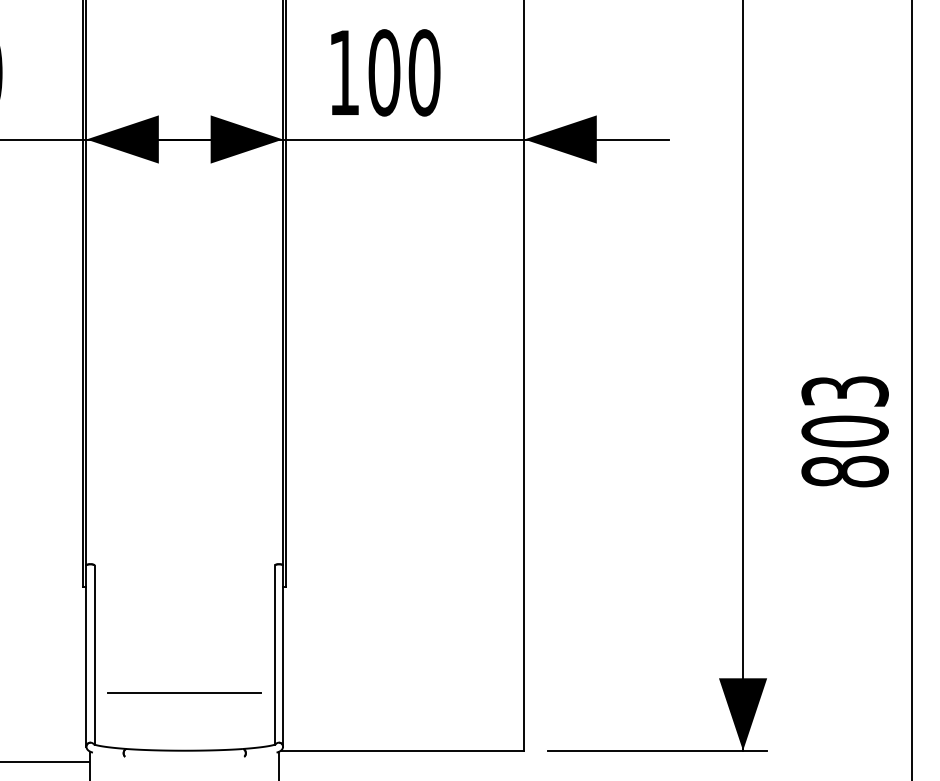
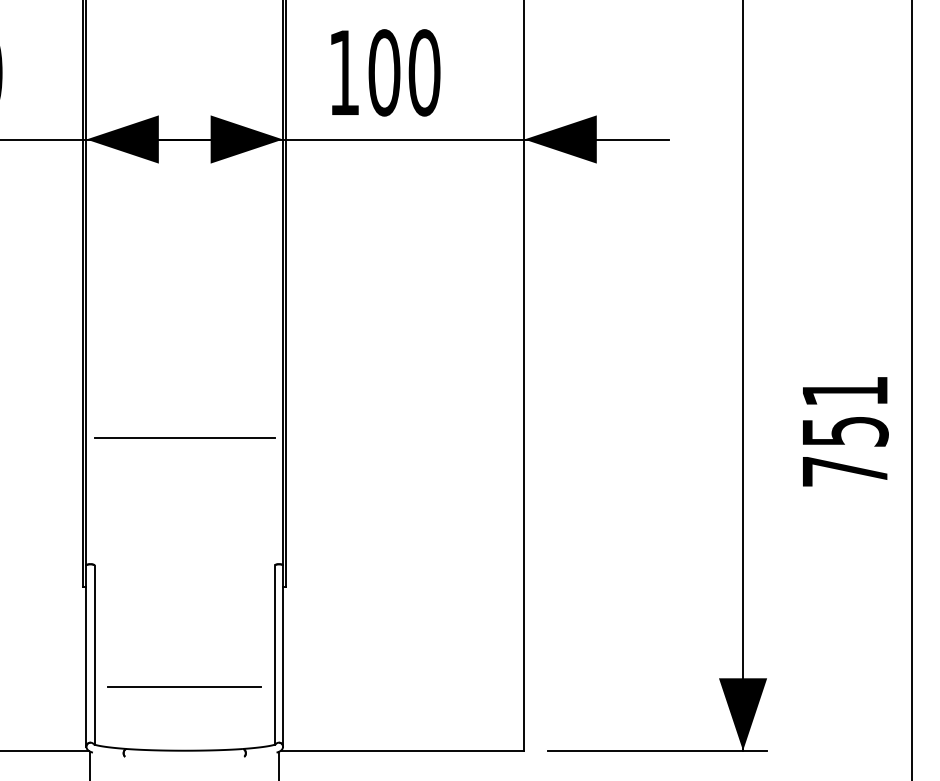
text: 803 -> 751 (844, 431)
line: none -> present (184, 438)
line position: (184, 692) -> (184, 686) (184, 686)
line position: (45, 761) -> (45, 750) (45, 750)
